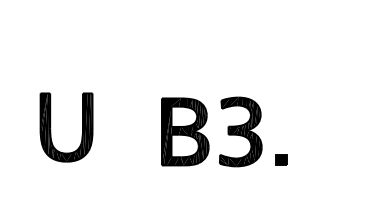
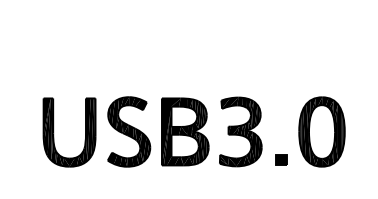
part position: (51, 127) -> (54, 132) (54, 132)
part: none -> present (129, 131)
part: none -> present (321, 131)
